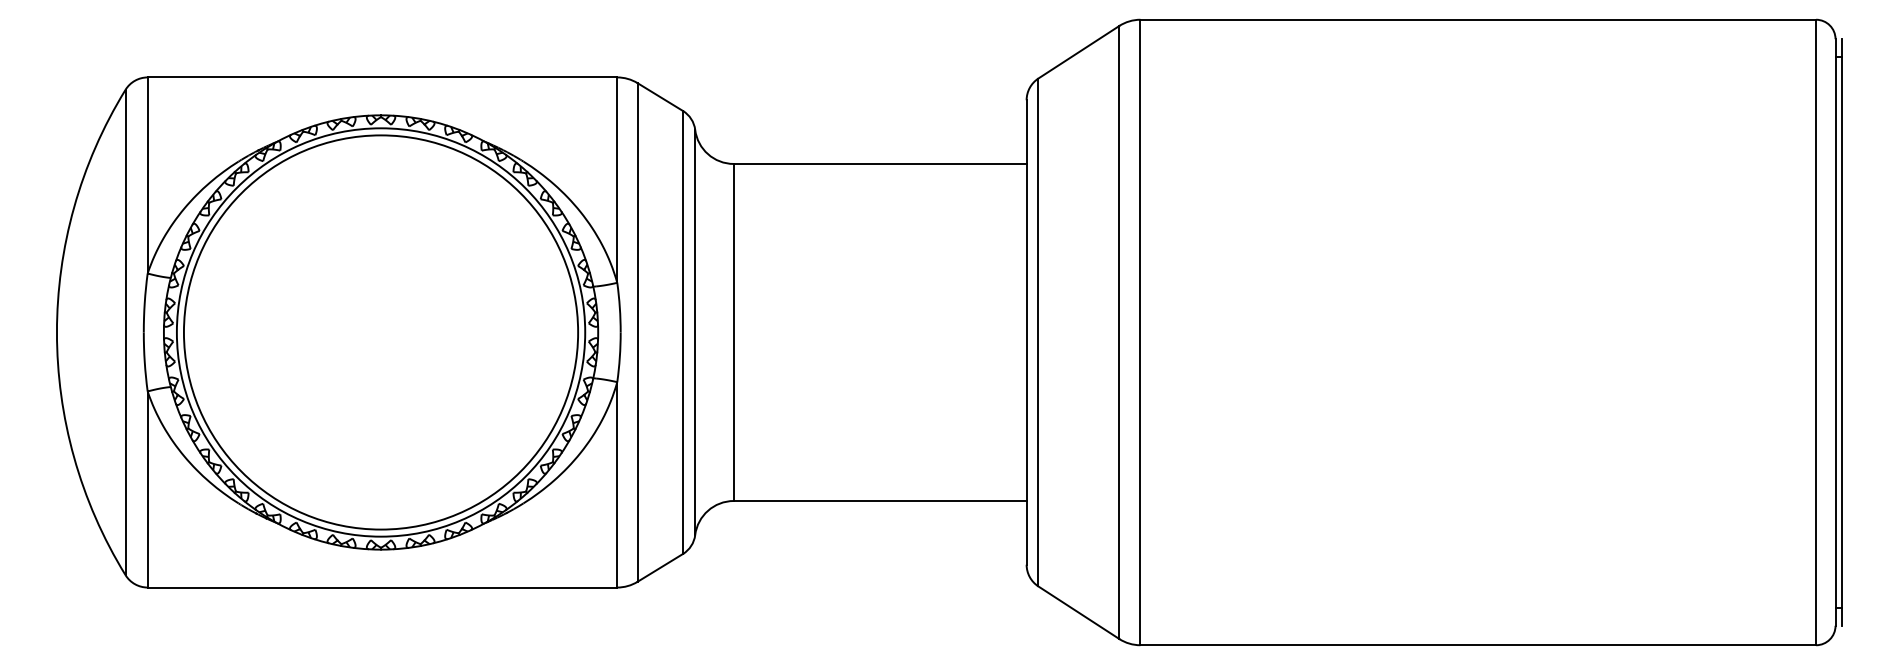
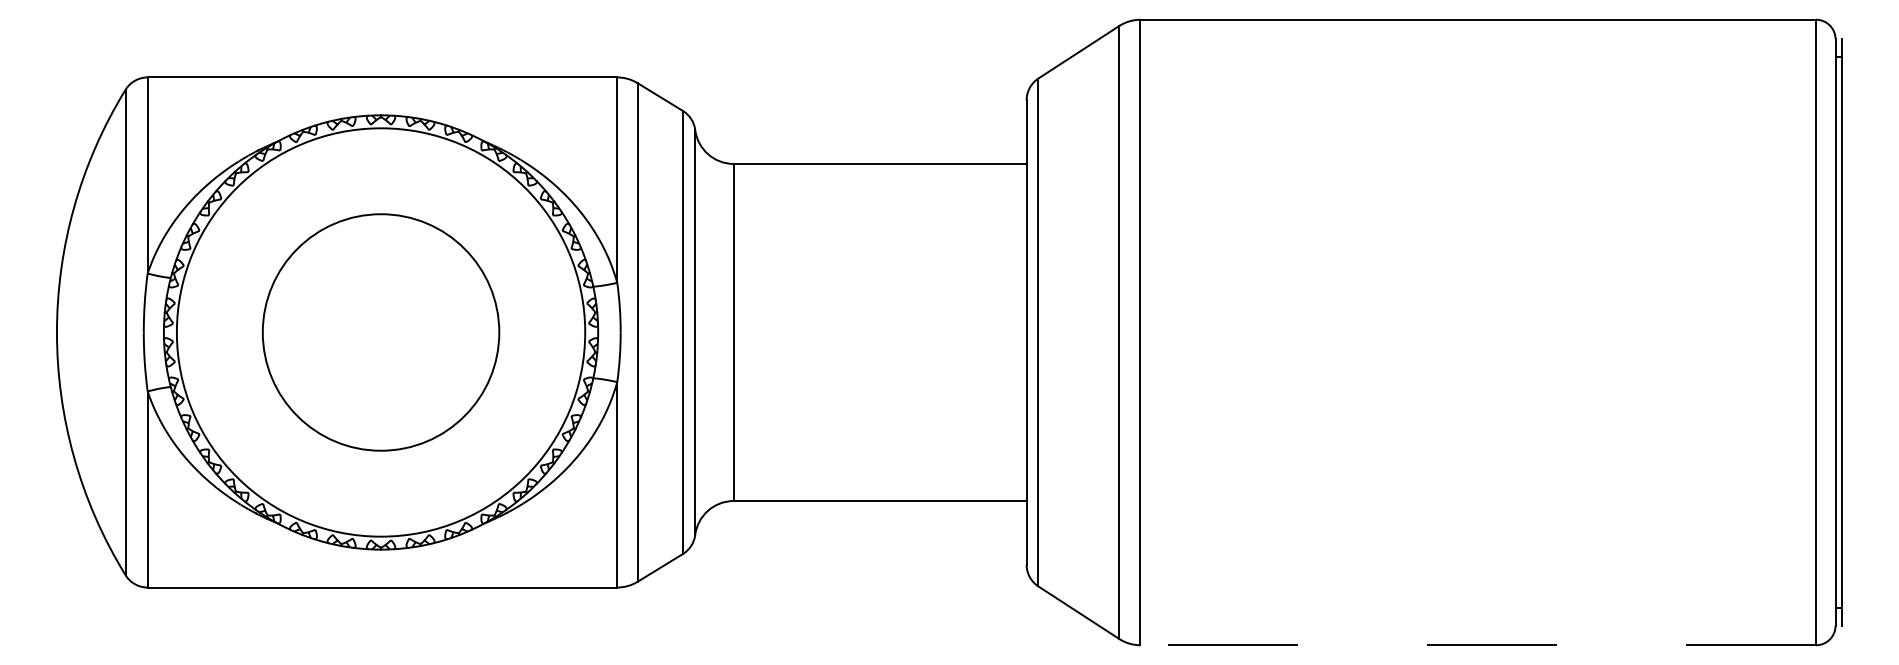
circle diameter: 394 px -> 237 px (380, 332)
line: solid -> dashed (1478, 645)
